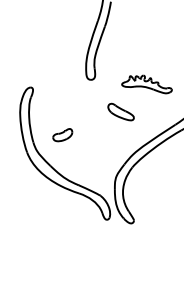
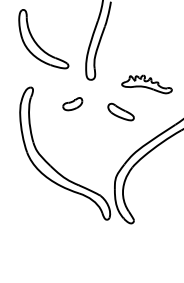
part: none -> present (38, 44)
part position: (62, 135) -> (72, 104) (72, 104)
